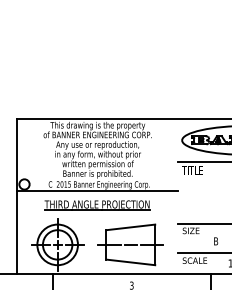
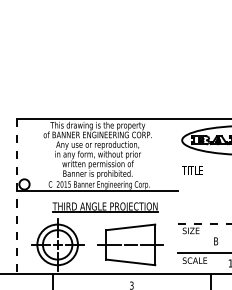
line: present -> none (203, 162)
line: solid -> dashed (17, 196)
part position: (97, 205) -> (105, 207) (105, 207)
line: solid -> dashed (205, 223)
